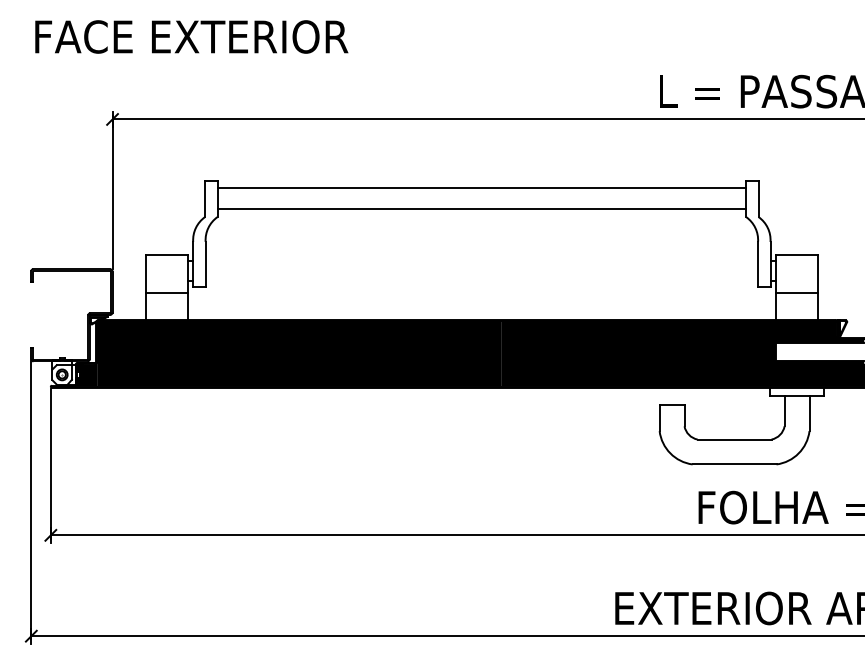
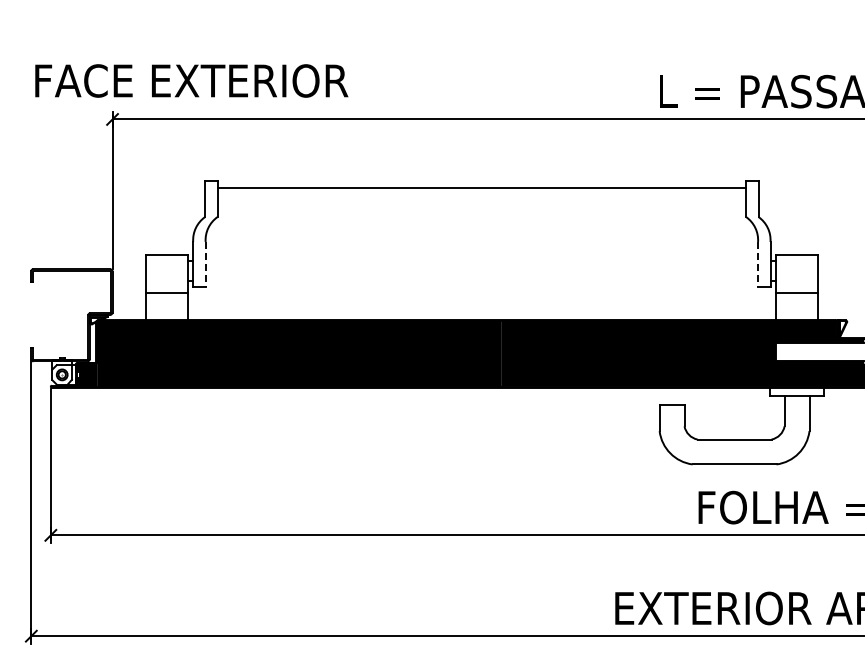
text position: (191, 36) -> (191, 80) (191, 80)
line: present -> none (481, 209)
line: solid -> dashed (205, 264)
line: solid -> dashed (758, 264)
